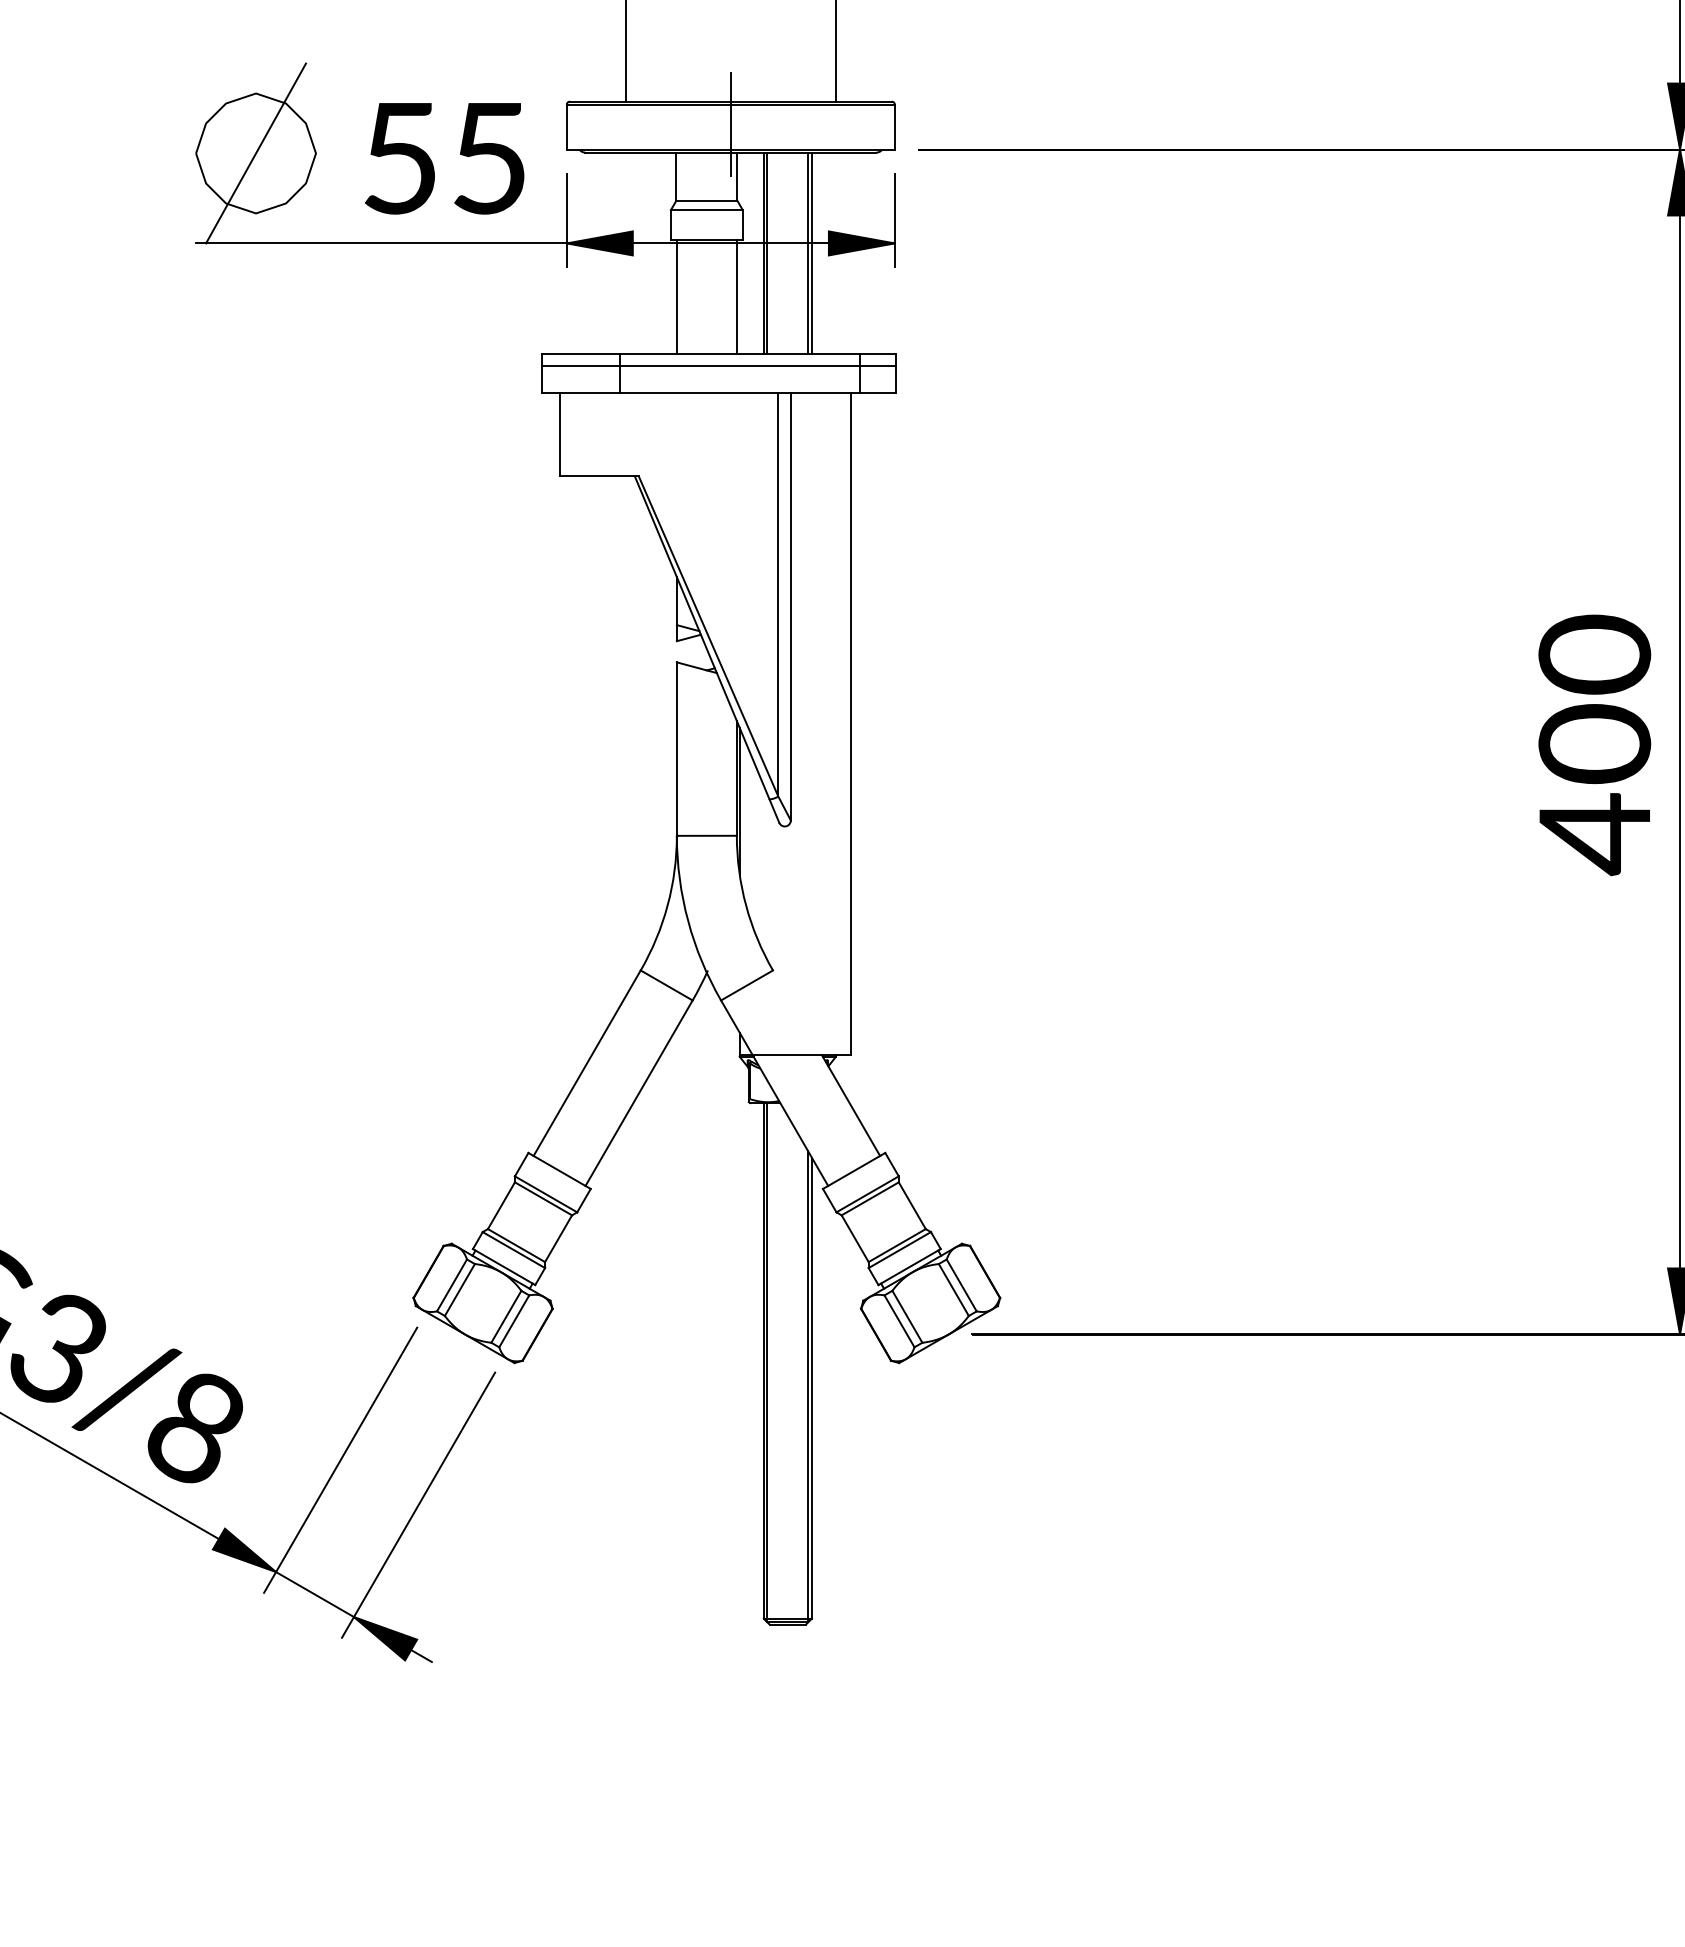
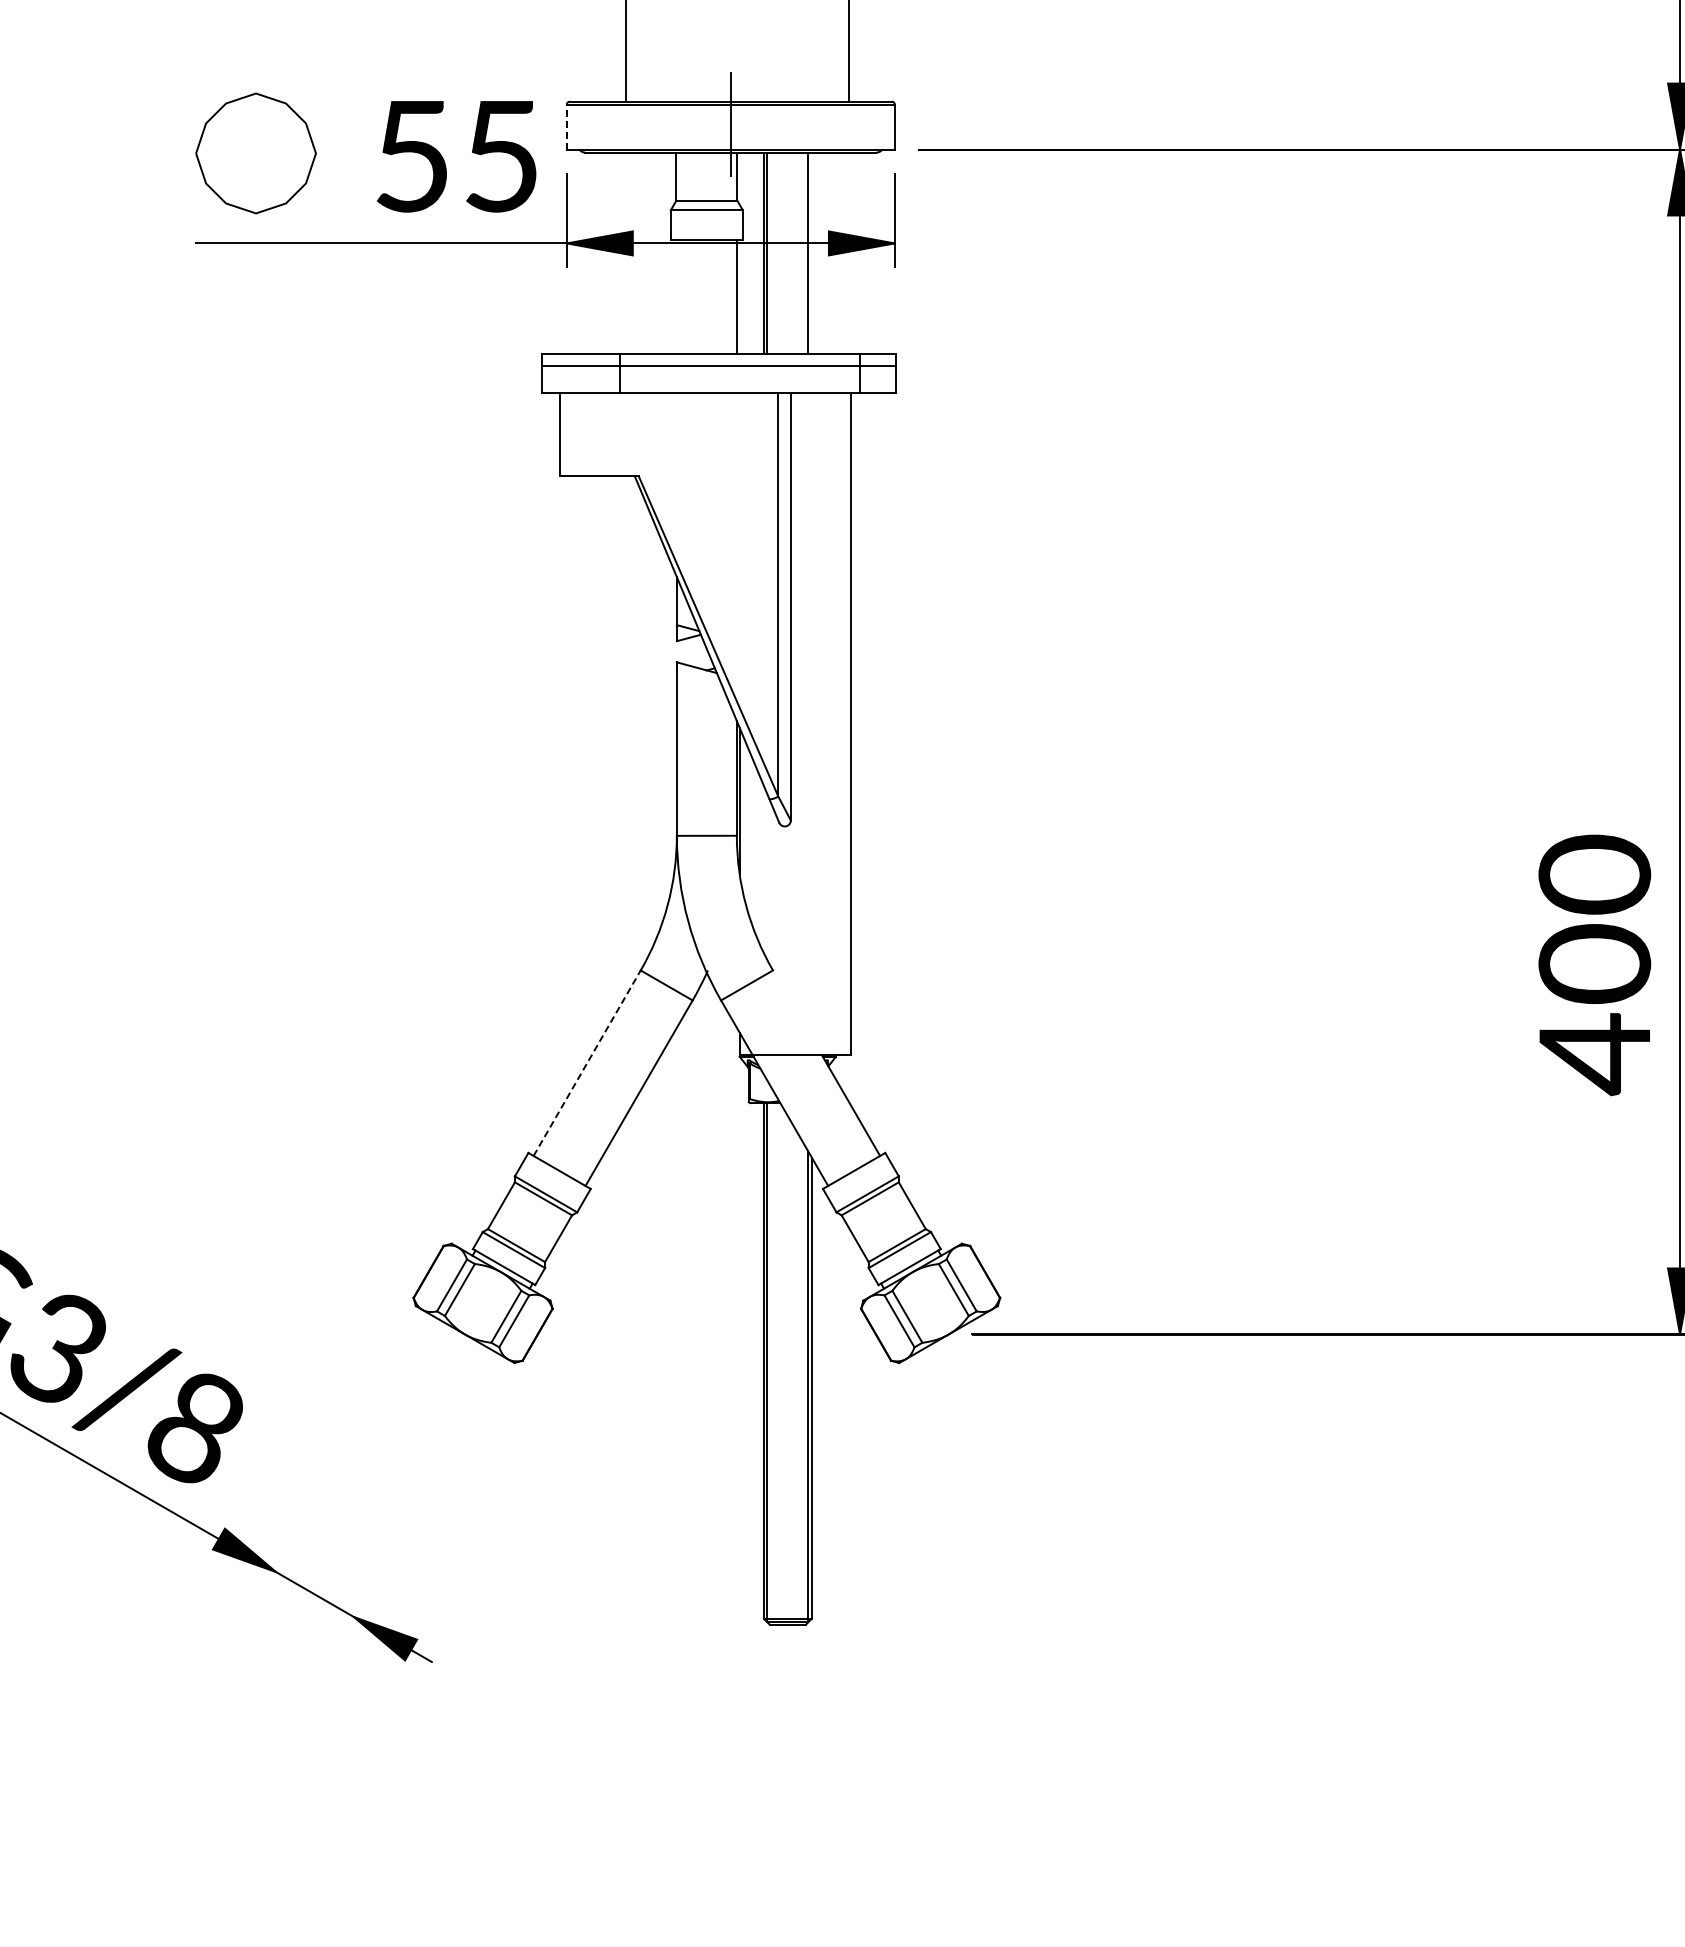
line position: (835, 51) -> (848, 51) (848, 51)
line: solid -> dashed (566, 126)
line: present -> none (256, 153)
text position: (444, 158) -> (456, 156) (456, 156)
line: present -> none (811, 252)
line: present -> none (676, 296)
text position: (1594, 745) -> (1594, 965) (1594, 965)
line: solid -> dashed (587, 1062)
line: present -> none (340, 1459)
line: present -> none (418, 1504)
